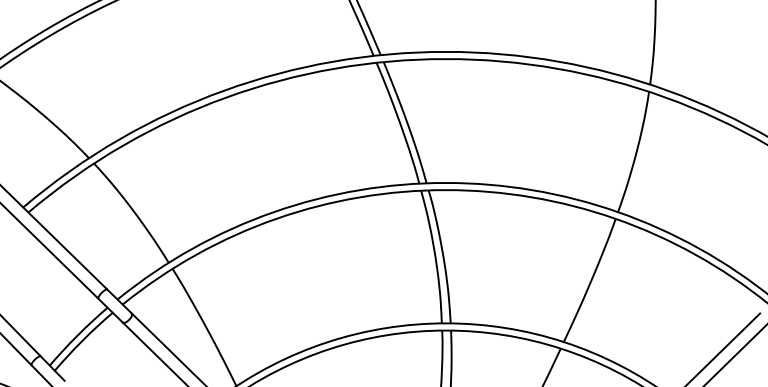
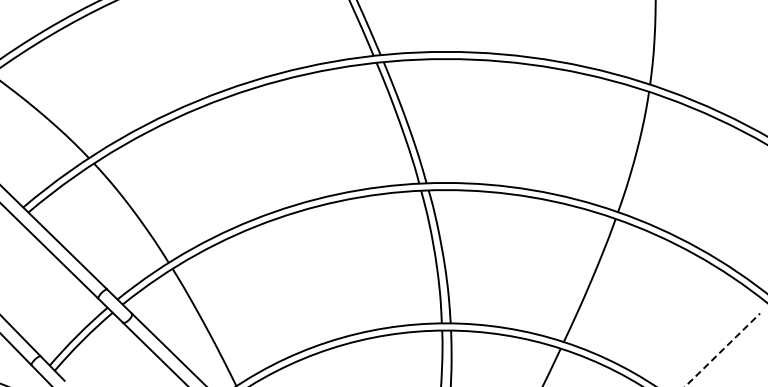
line: solid -> dashed (722, 349)
line: present -> none (735, 354)
